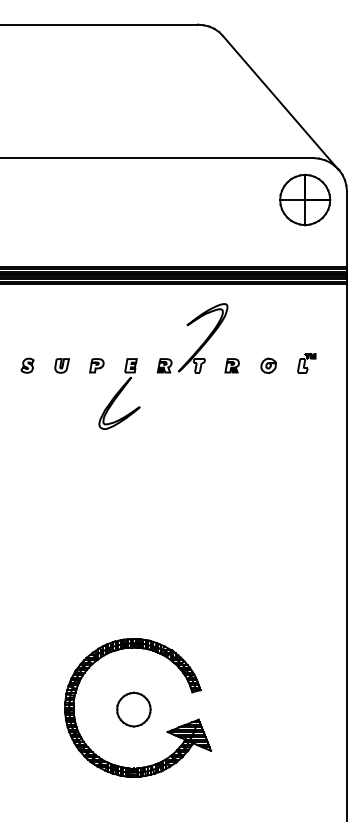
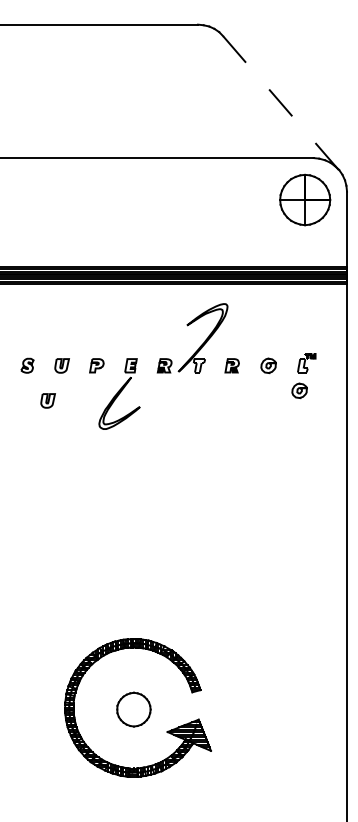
line: solid -> dashed (280, 102)
part: none -> present (299, 390)
part: none -> present (47, 400)
